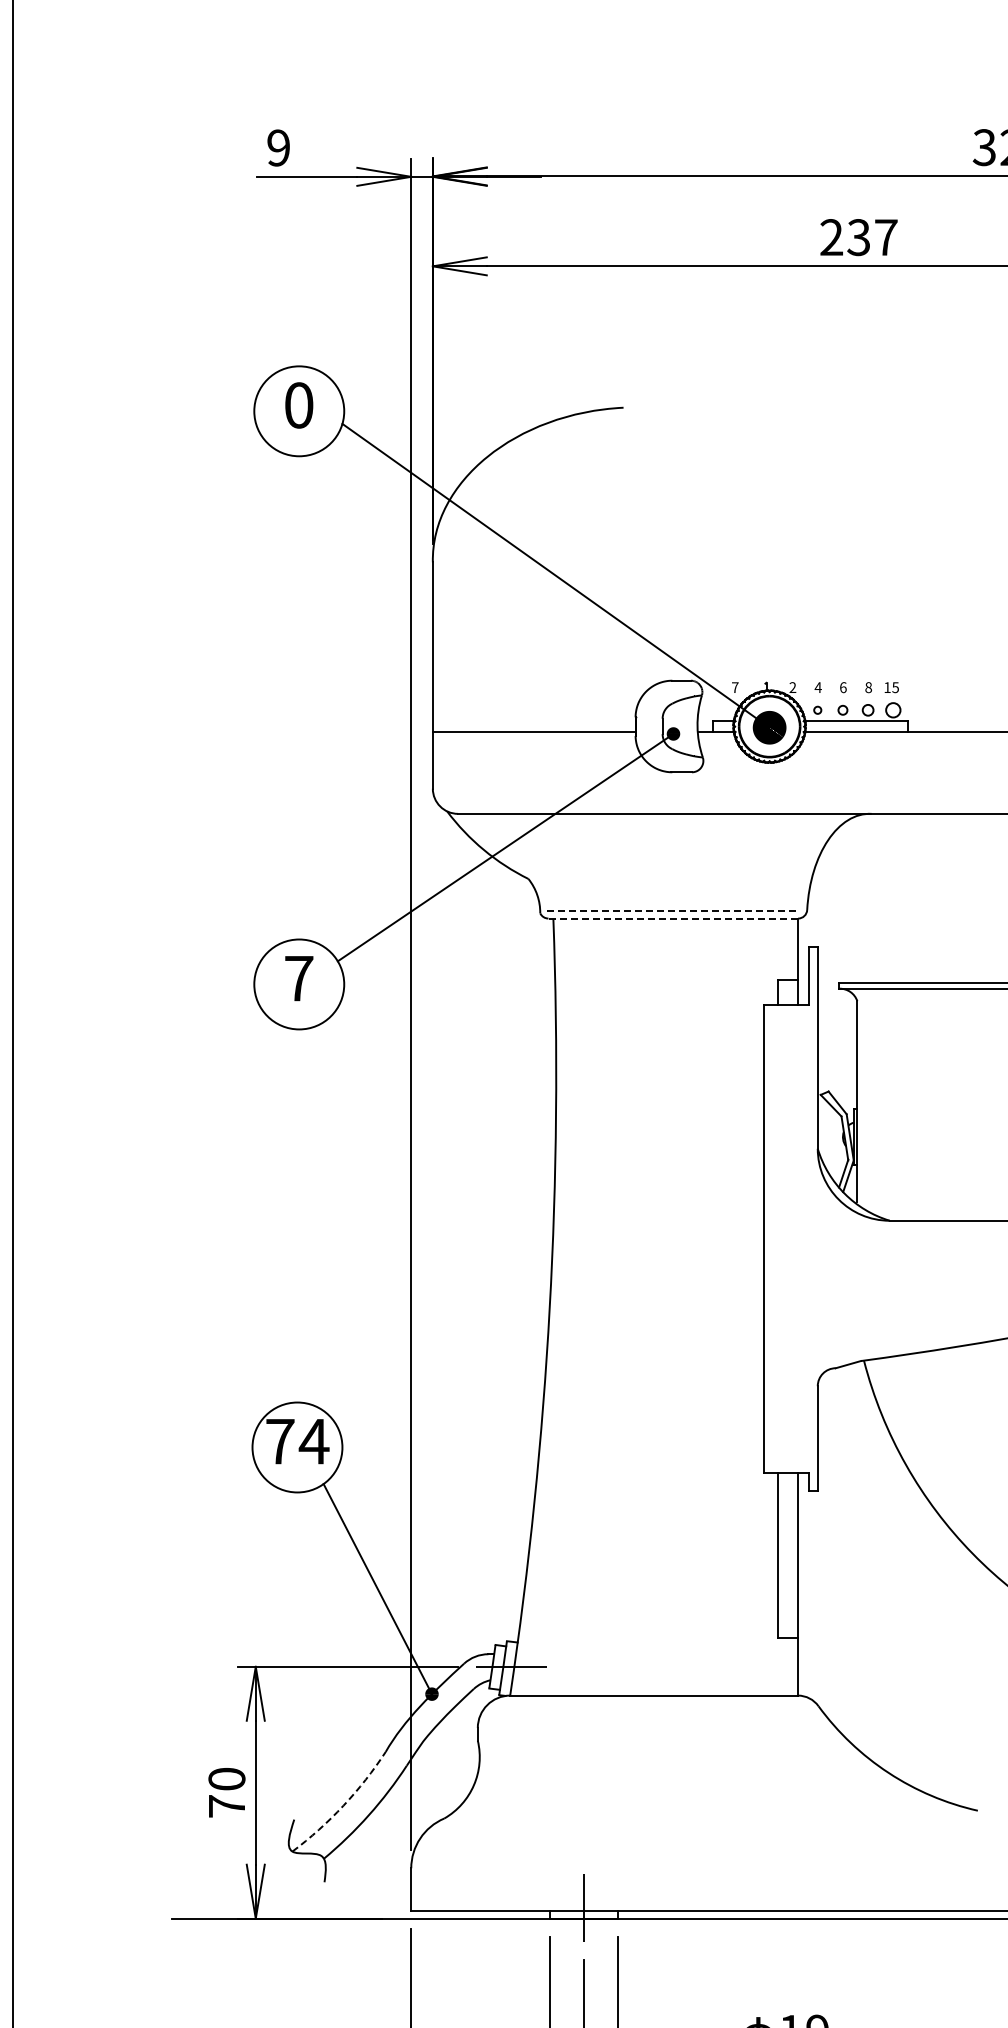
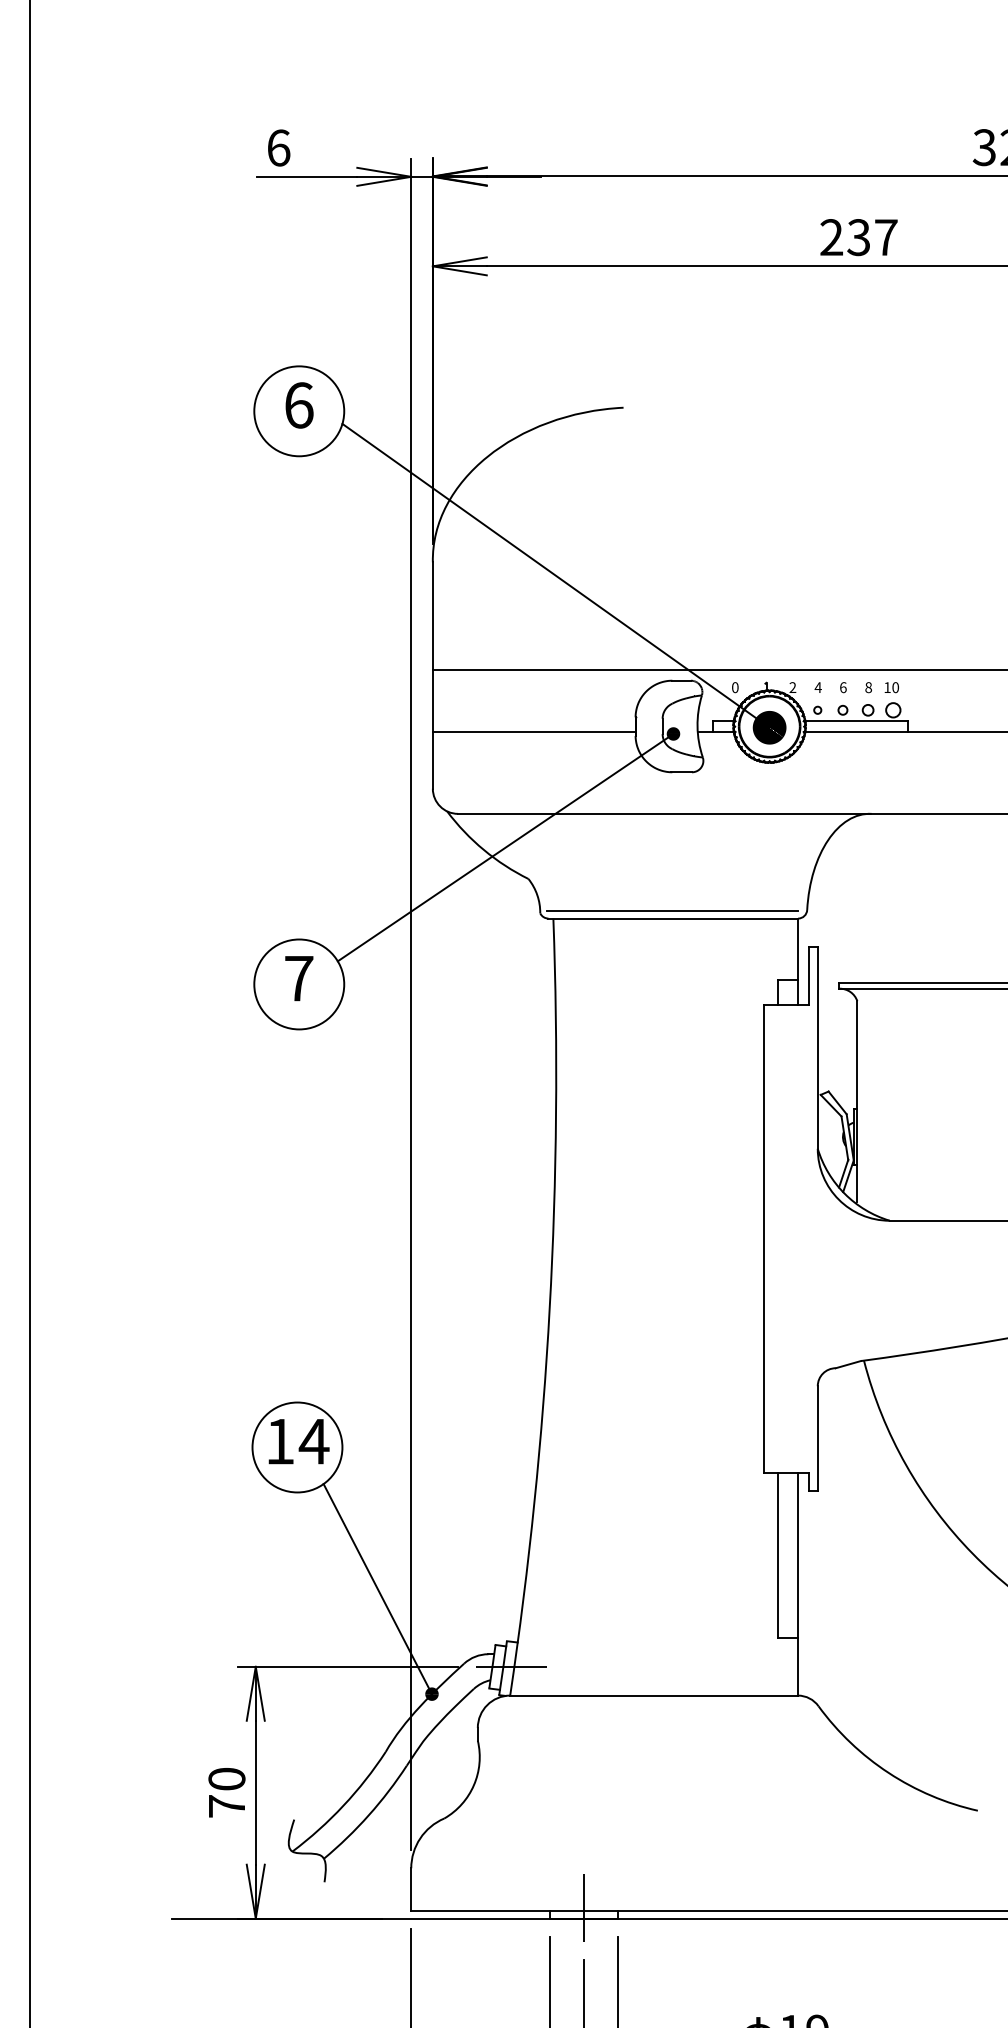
text: 9 -> 6 (278, 147)
text: 0 -> 6 (299, 405)
line: none -> present (718, 670)
text: 7 -> 0 (735, 687)
text: 15 -> 10 (895, 687)
line: dashed -> solid (672, 911)
line: dashed -> solid (673, 918)
line position: (13, 1013) -> (30, 1013) (30, 1013)
text: 74 -> 14 (280, 1441)
arc: dashed -> solid (343, 1805)
